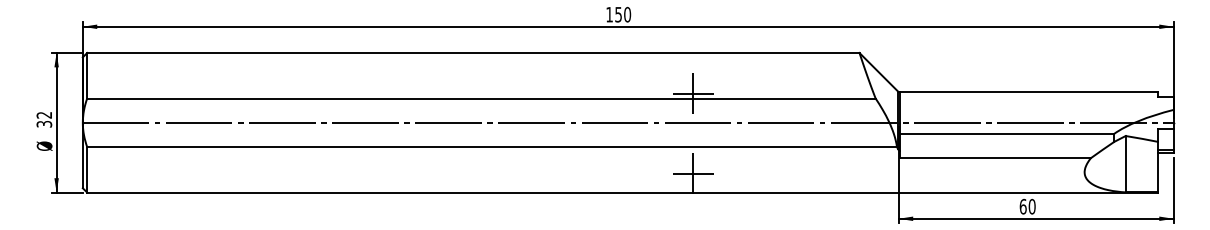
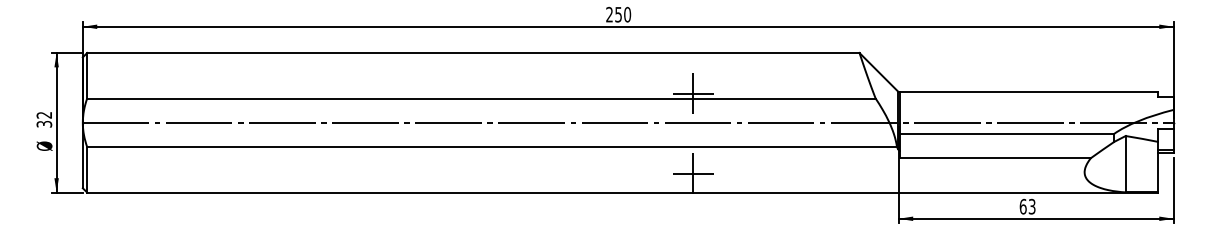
text: 150 -> 250 (609, 14)
text: 60 -> 63 (1031, 206)
